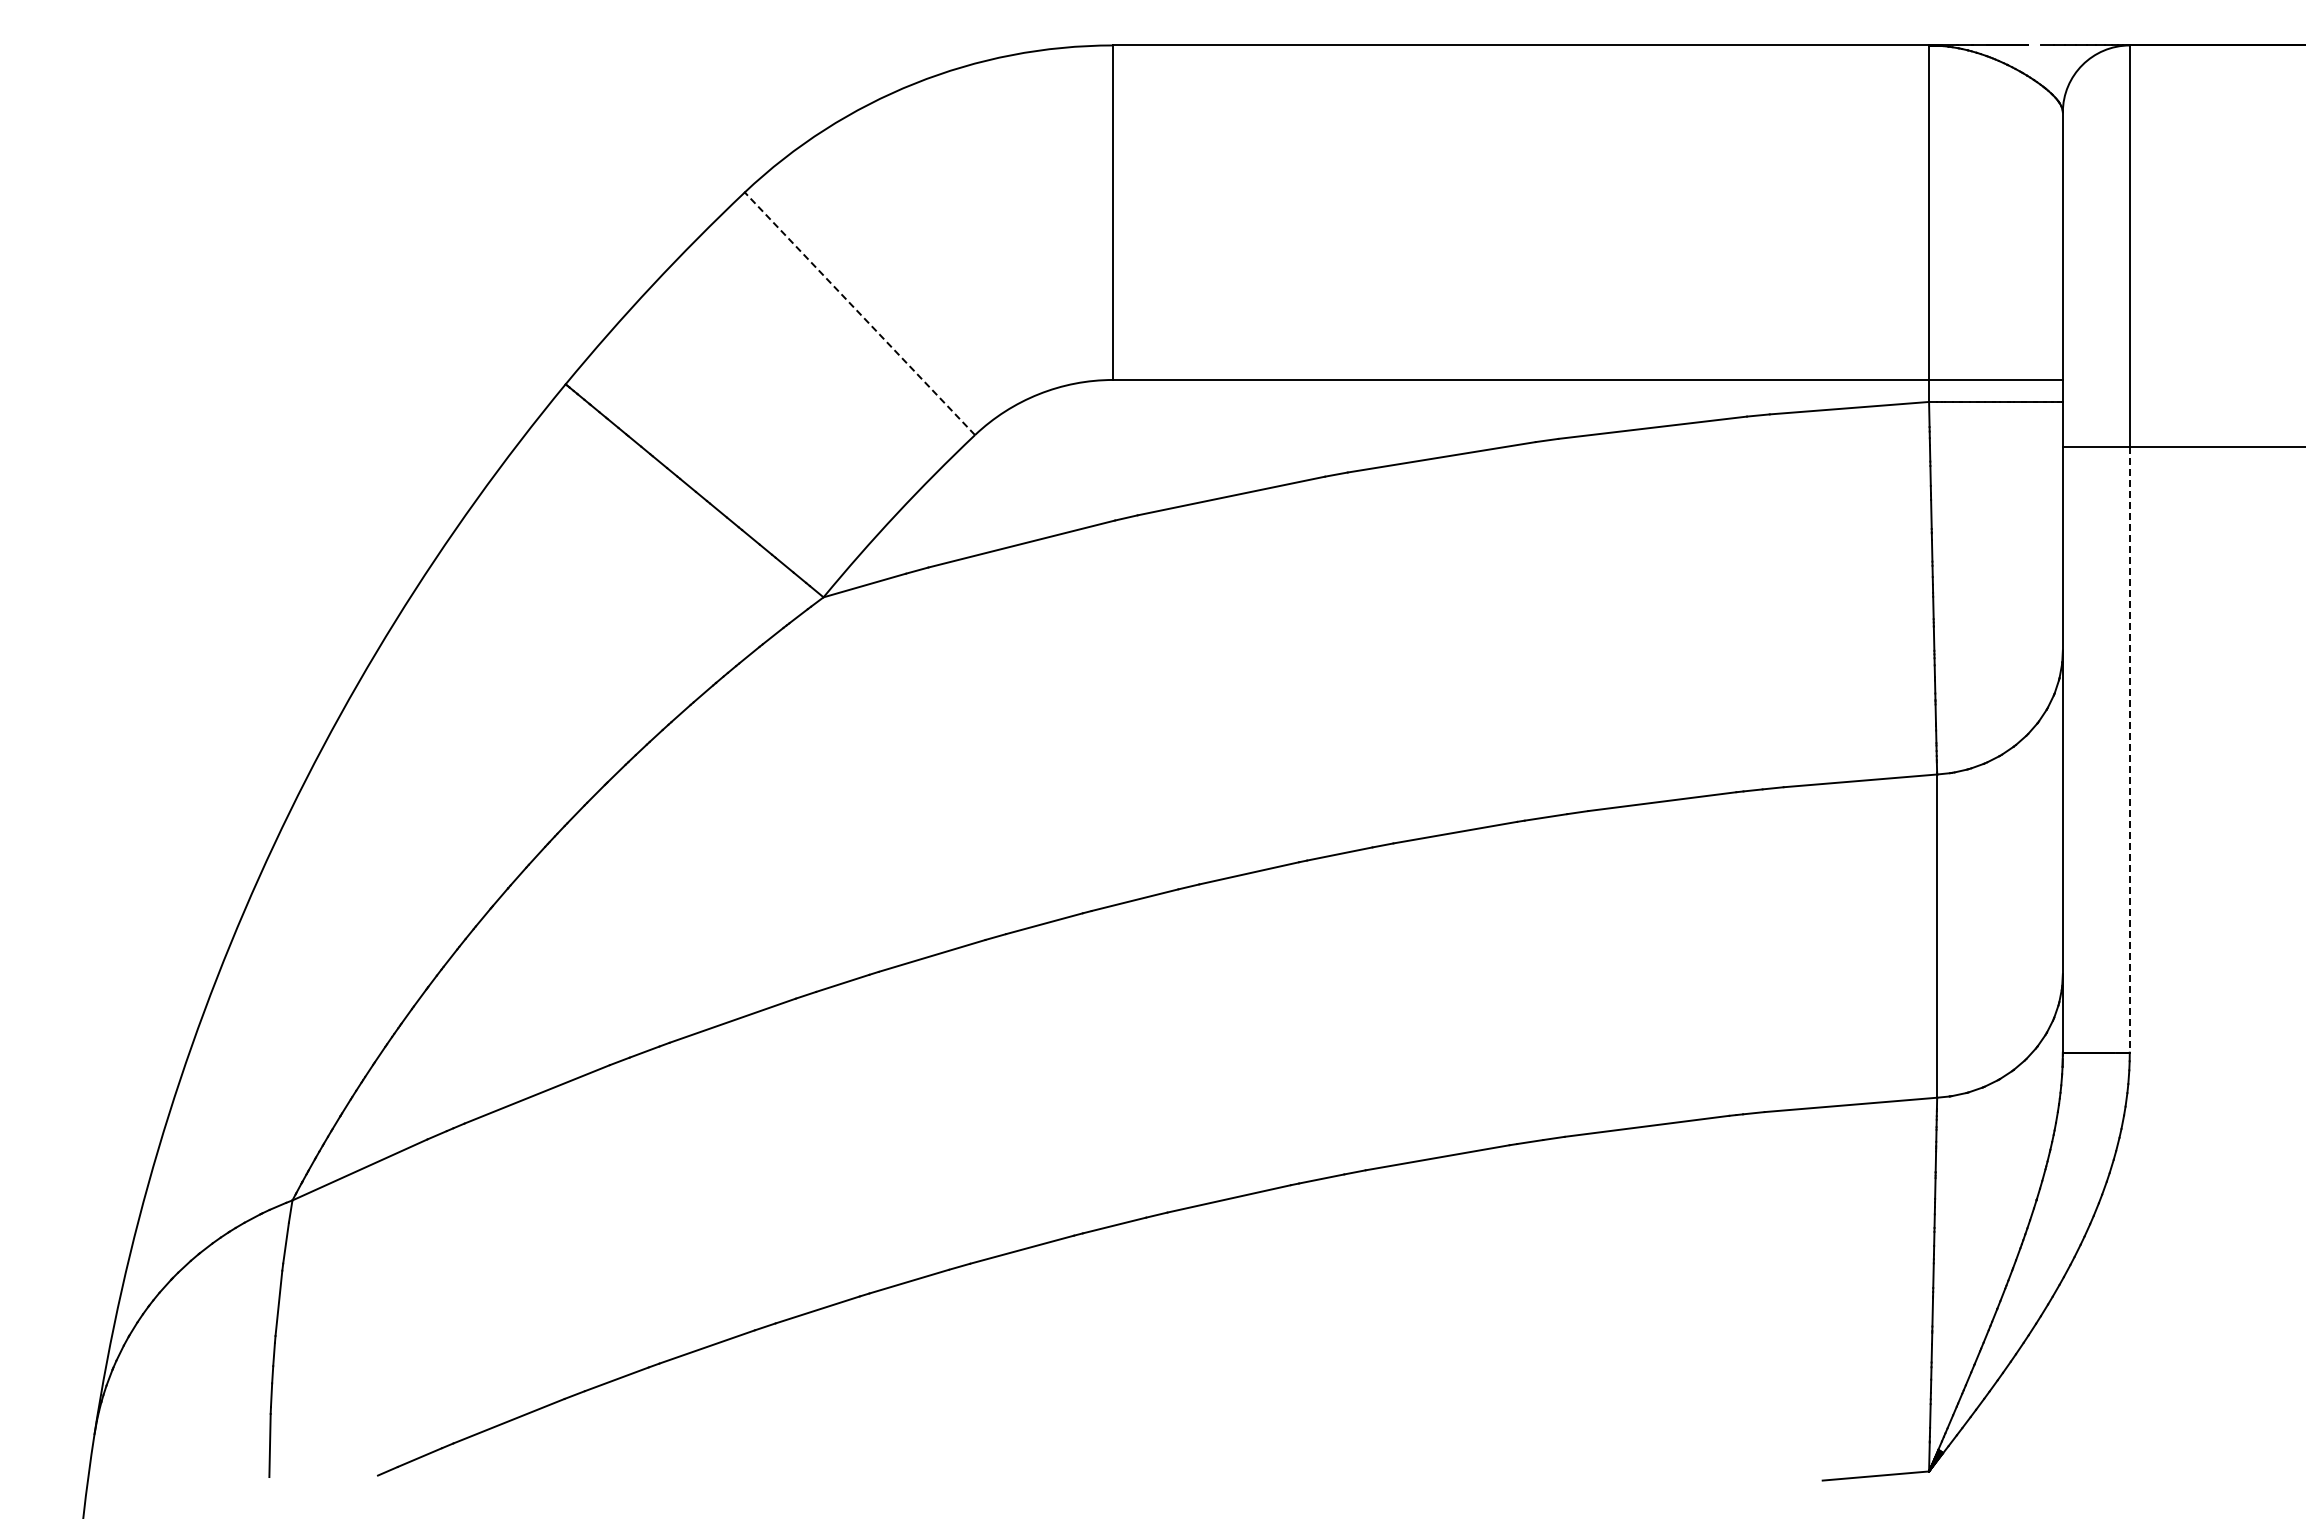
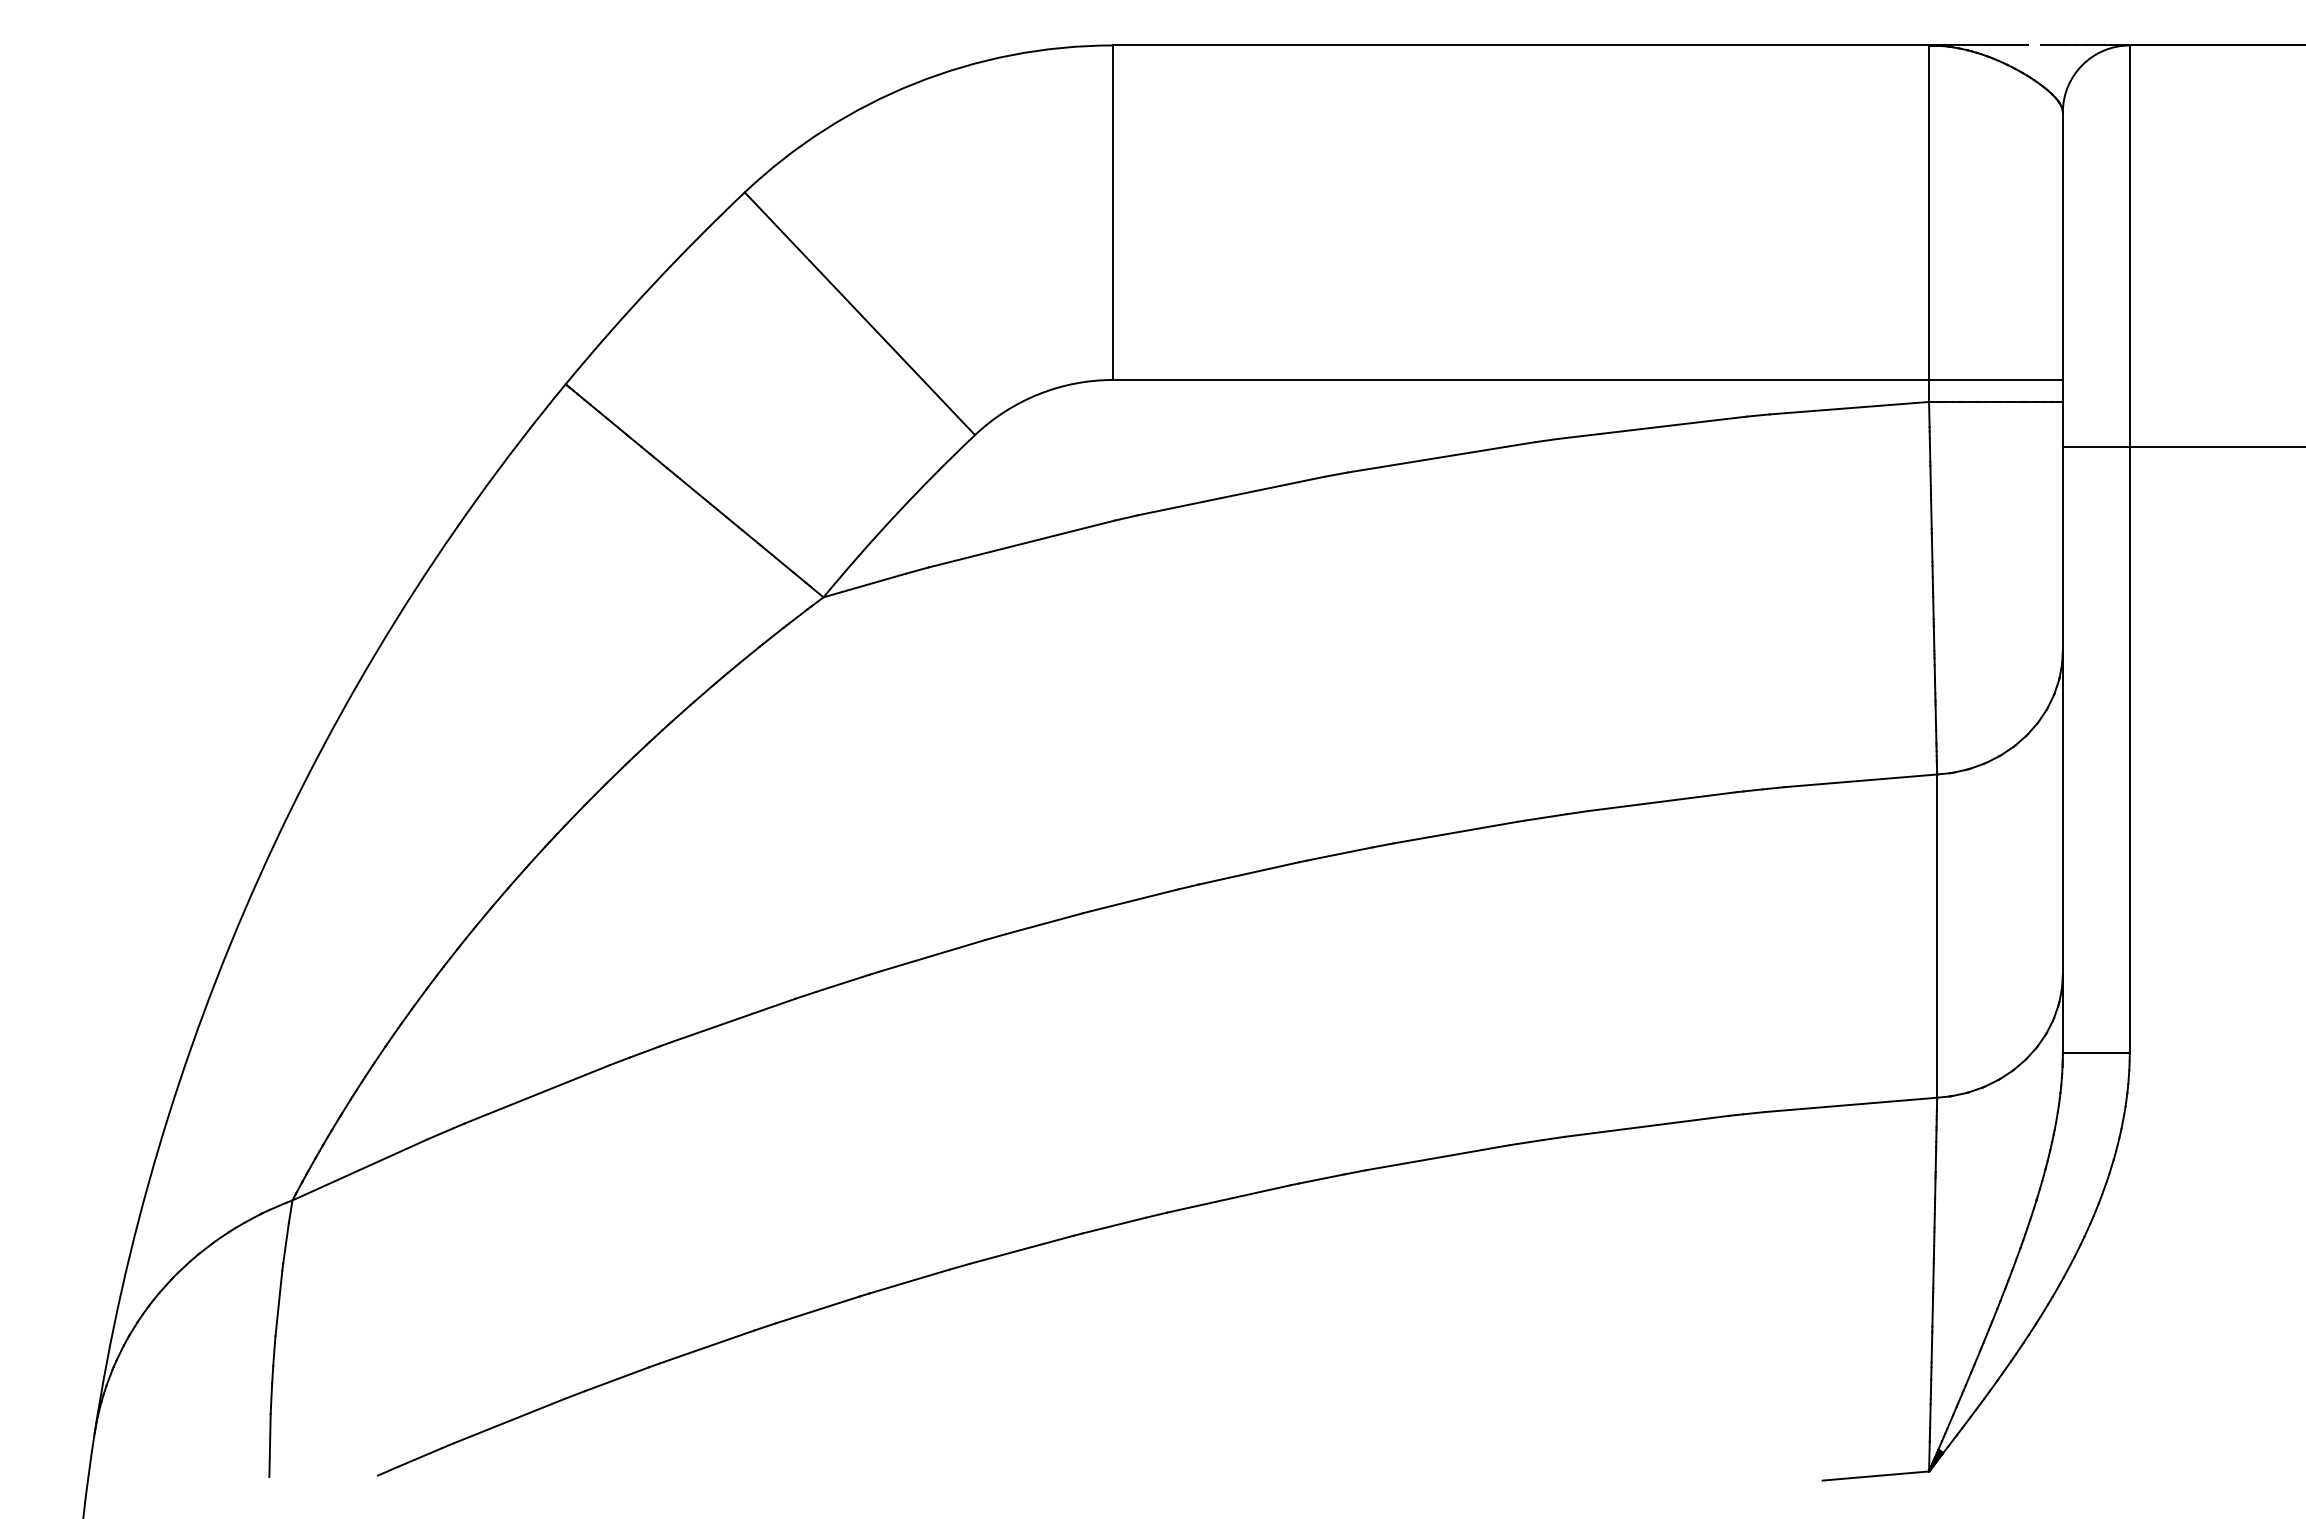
line: dashed -> solid (859, 313)
line: dashed -> solid (2129, 749)
